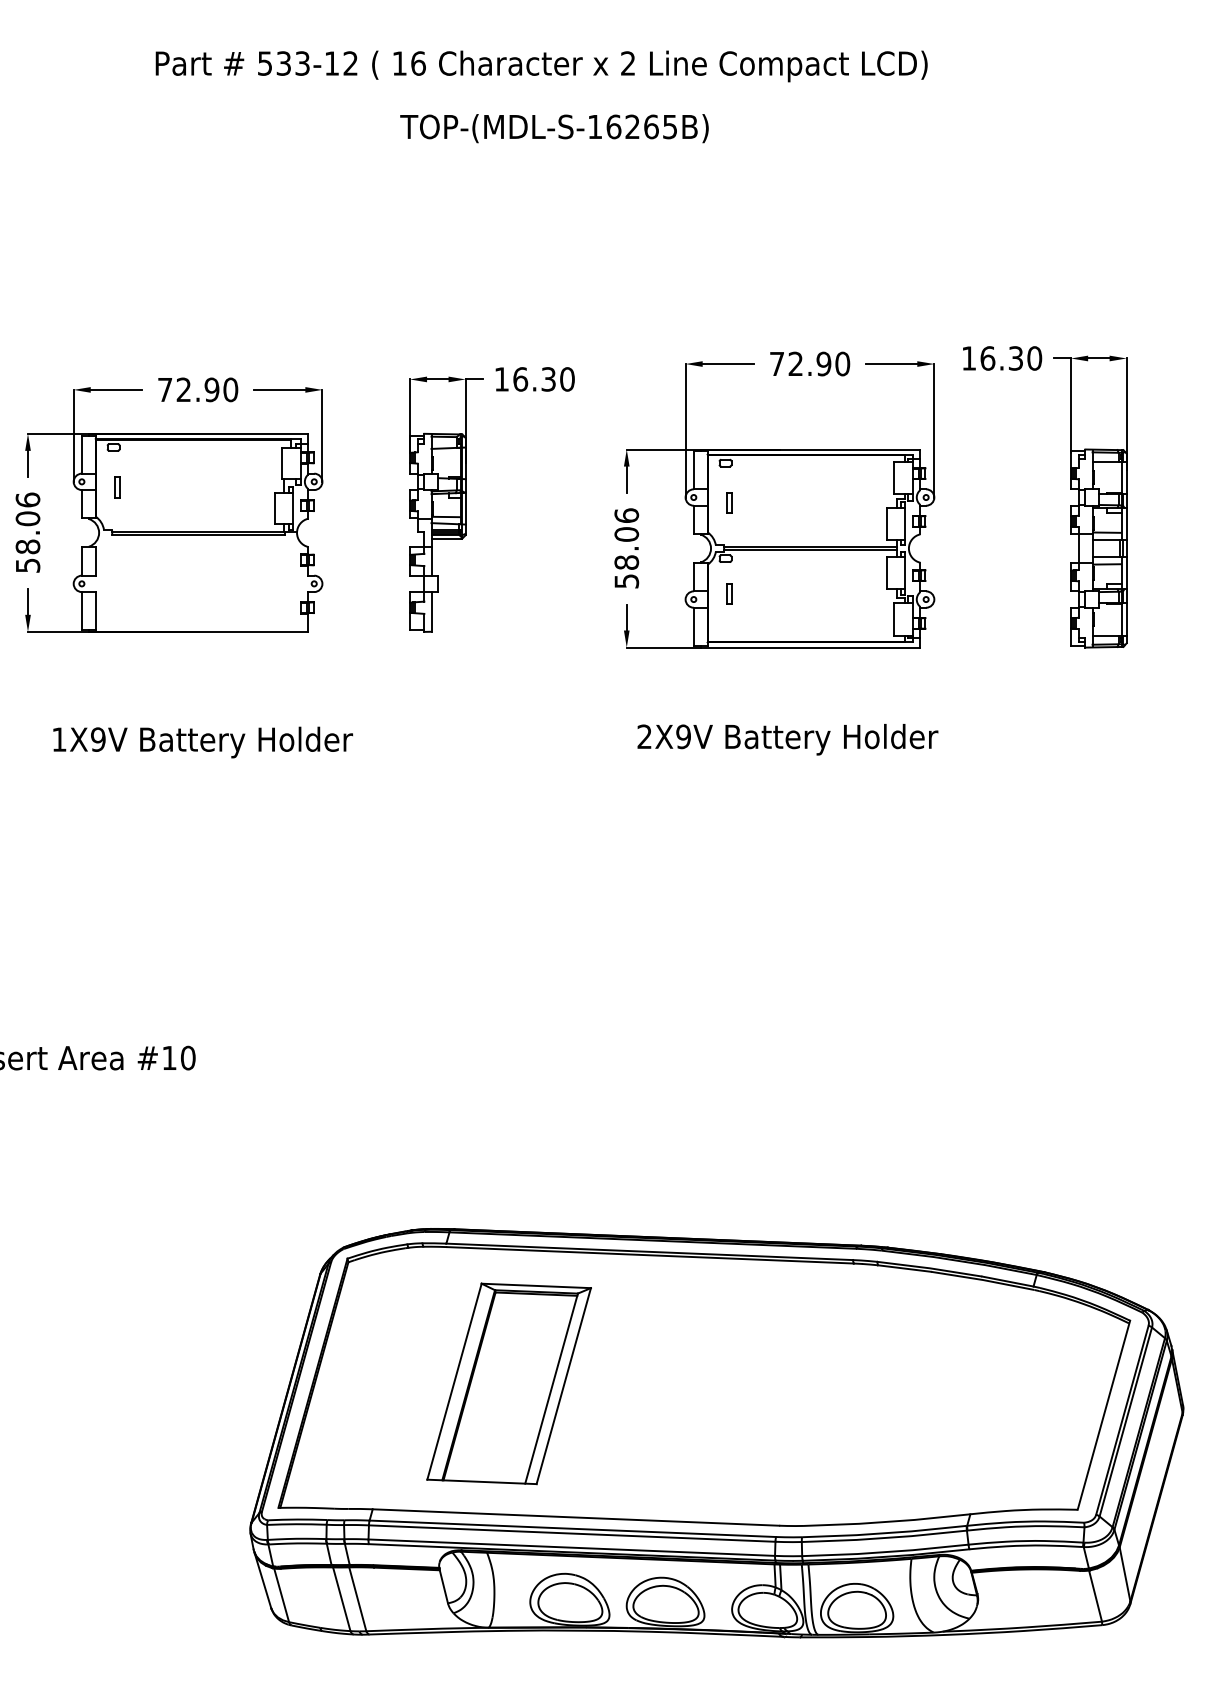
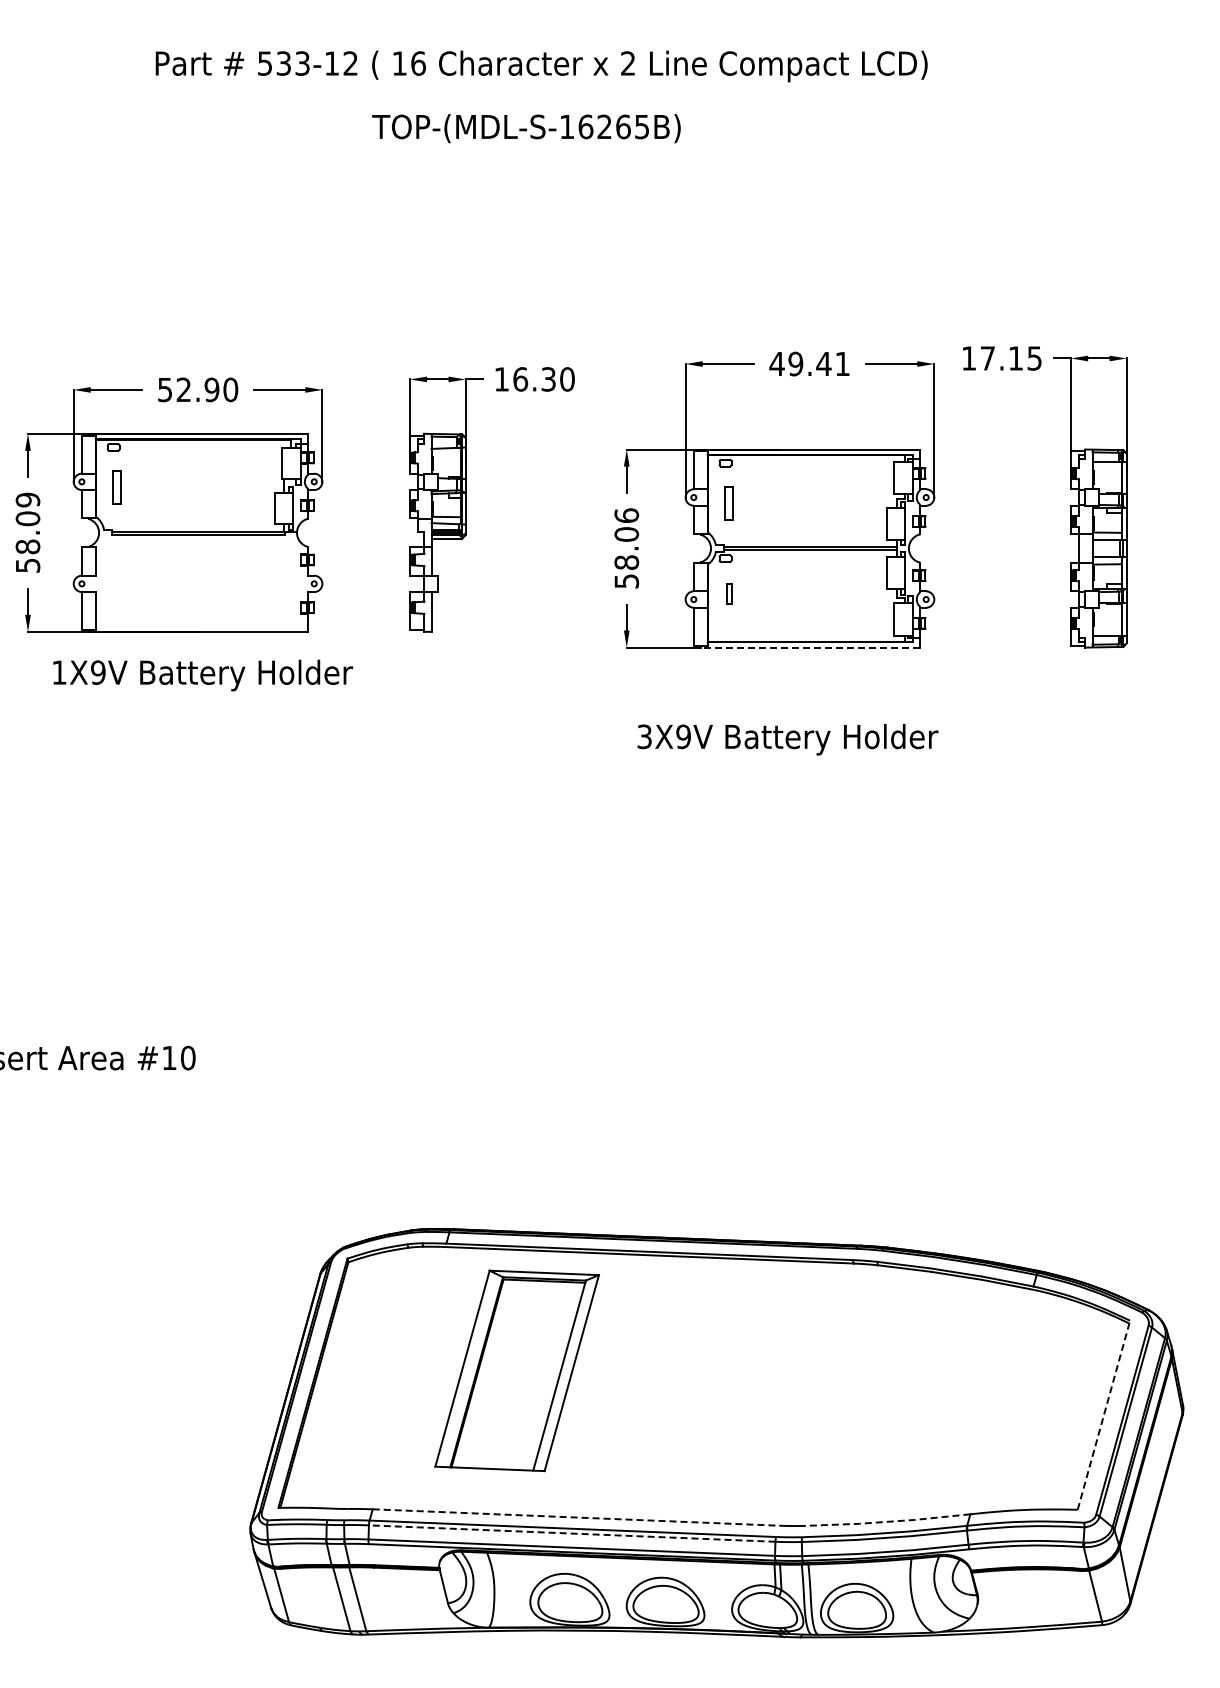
text position: (554, 128) -> (526, 128) (526, 128)
text: 16.30 -> 17.15 (1011, 358)
text: 72.90 -> 49.41 (809, 363)
text: 72.90 -> 52.90 (165, 390)
part size: 7x23 px -> 10x35 px (116, 487)
text: 58.06 -> 58.09 (27, 499)
part size: 7x22 px -> 10x35 px (728, 503)
line: solid -> dashed (810, 647)
text: 2X9V -> 3X9V (644, 736)
text position: (202, 742) -> (202, 675) (202, 675)
part position: (508, 1383) -> (516, 1370) (516, 1370)
line: solid -> dashed (1104, 1414)
line: solid -> dashed (576, 1517)
line: solid -> dashed (887, 1521)
line: solid -> dashed (571, 1533)
